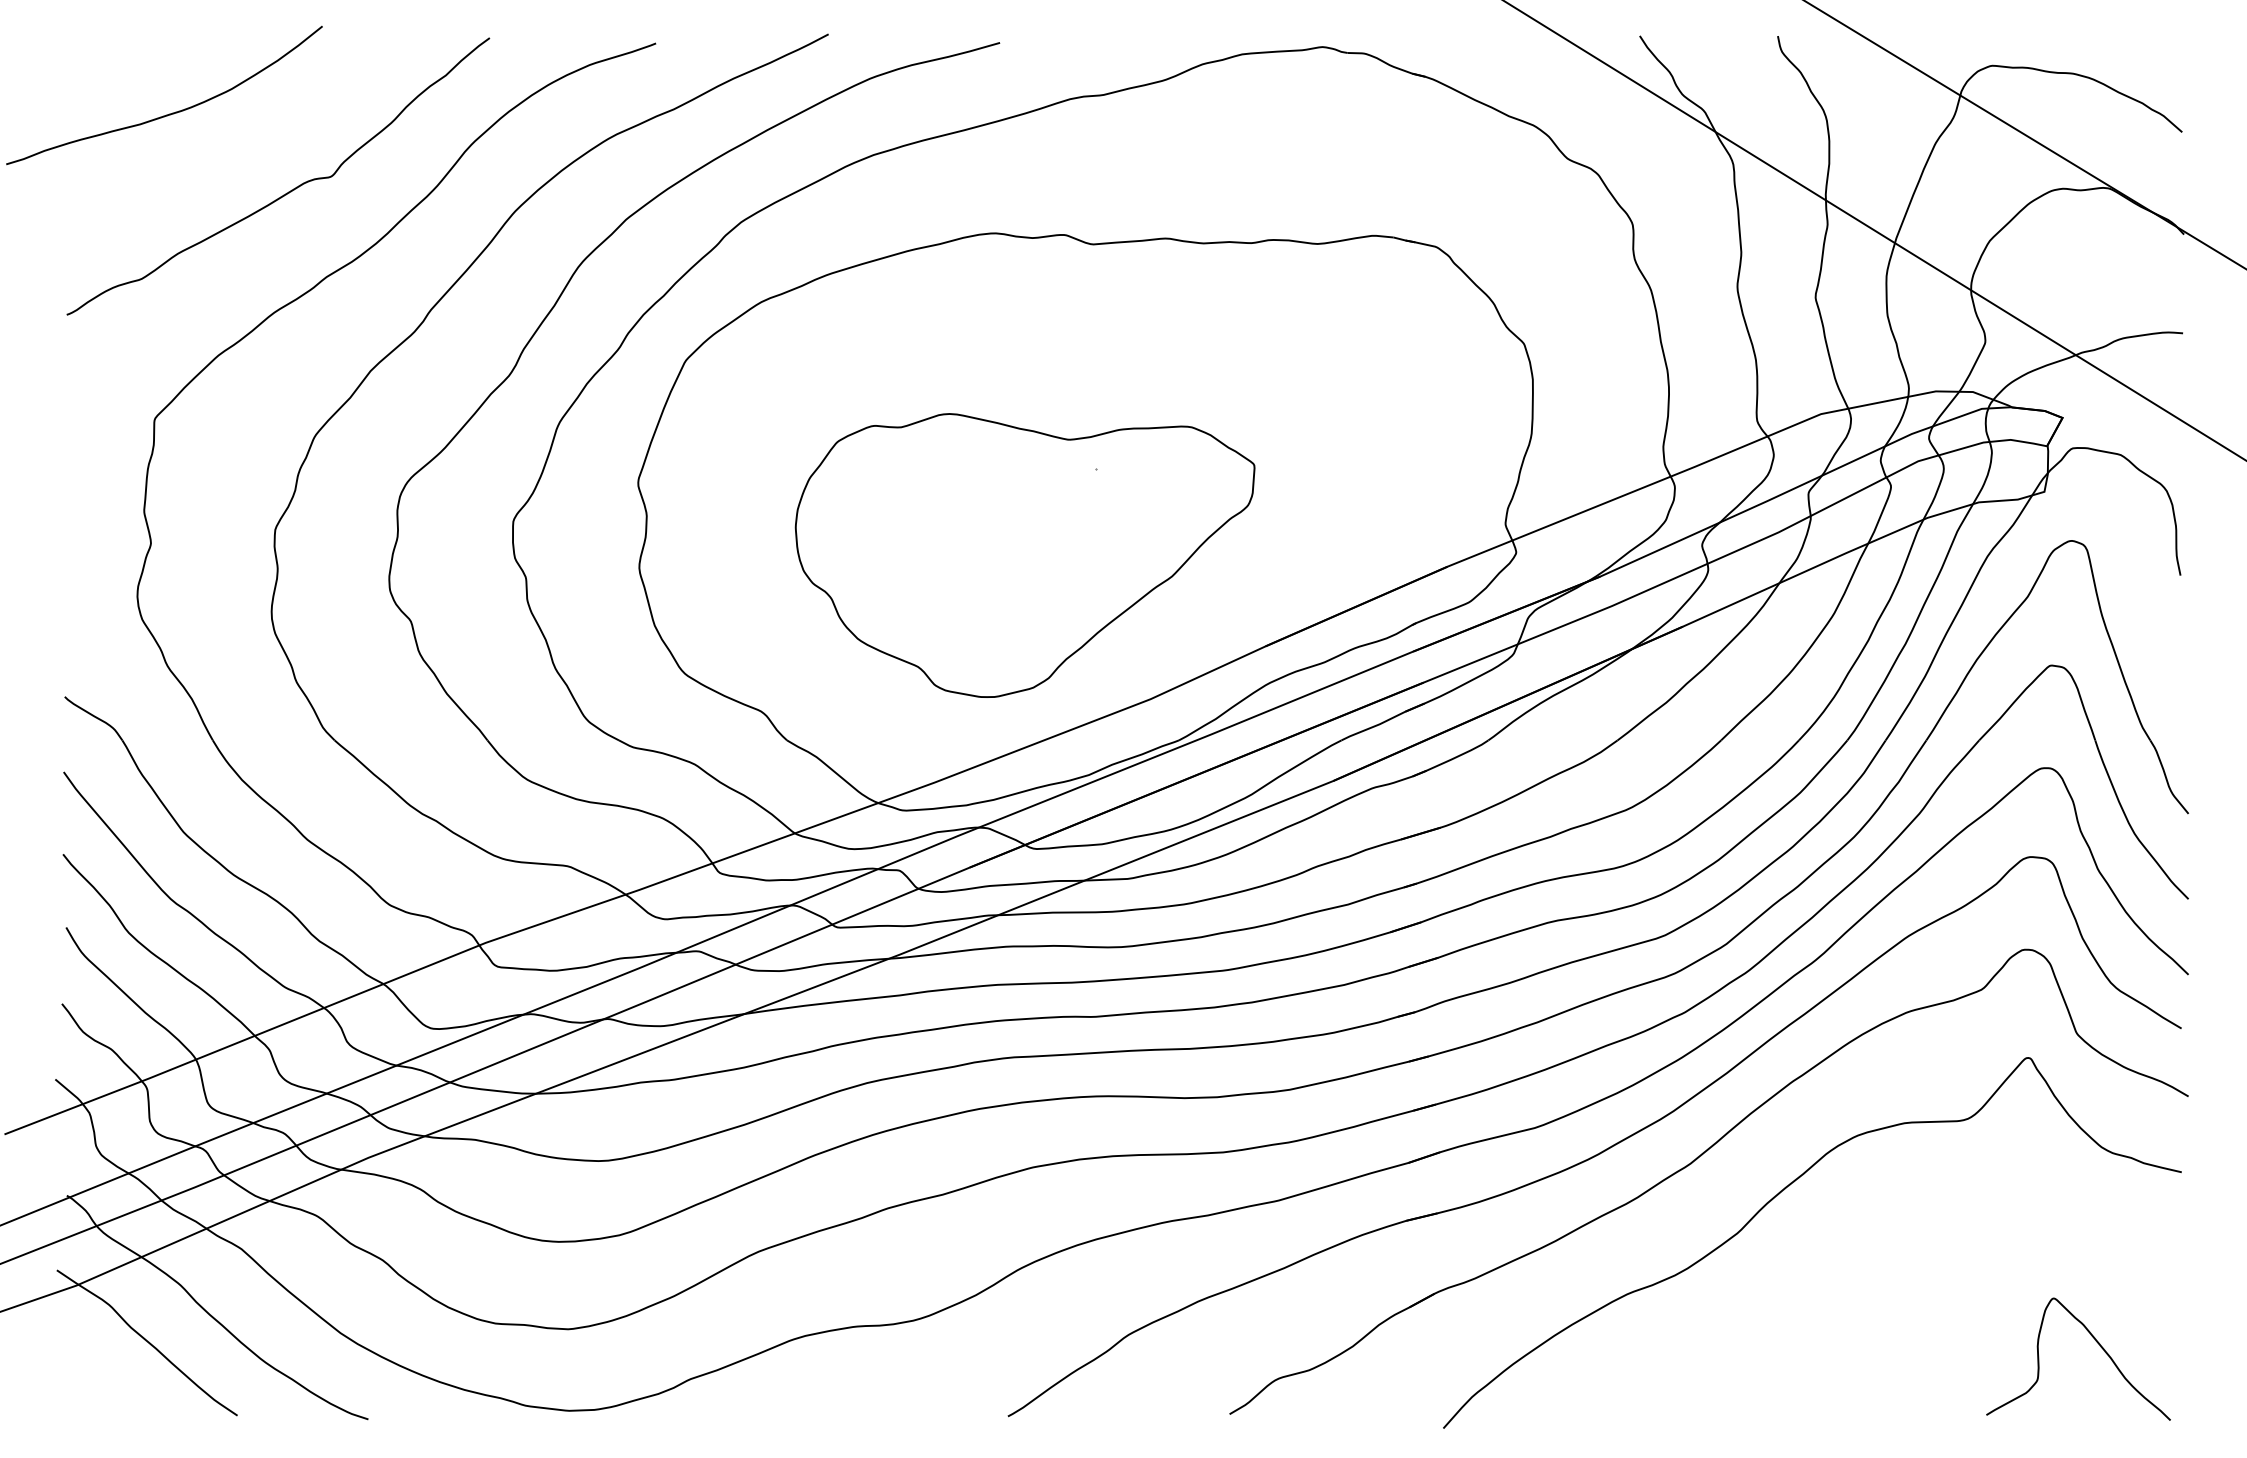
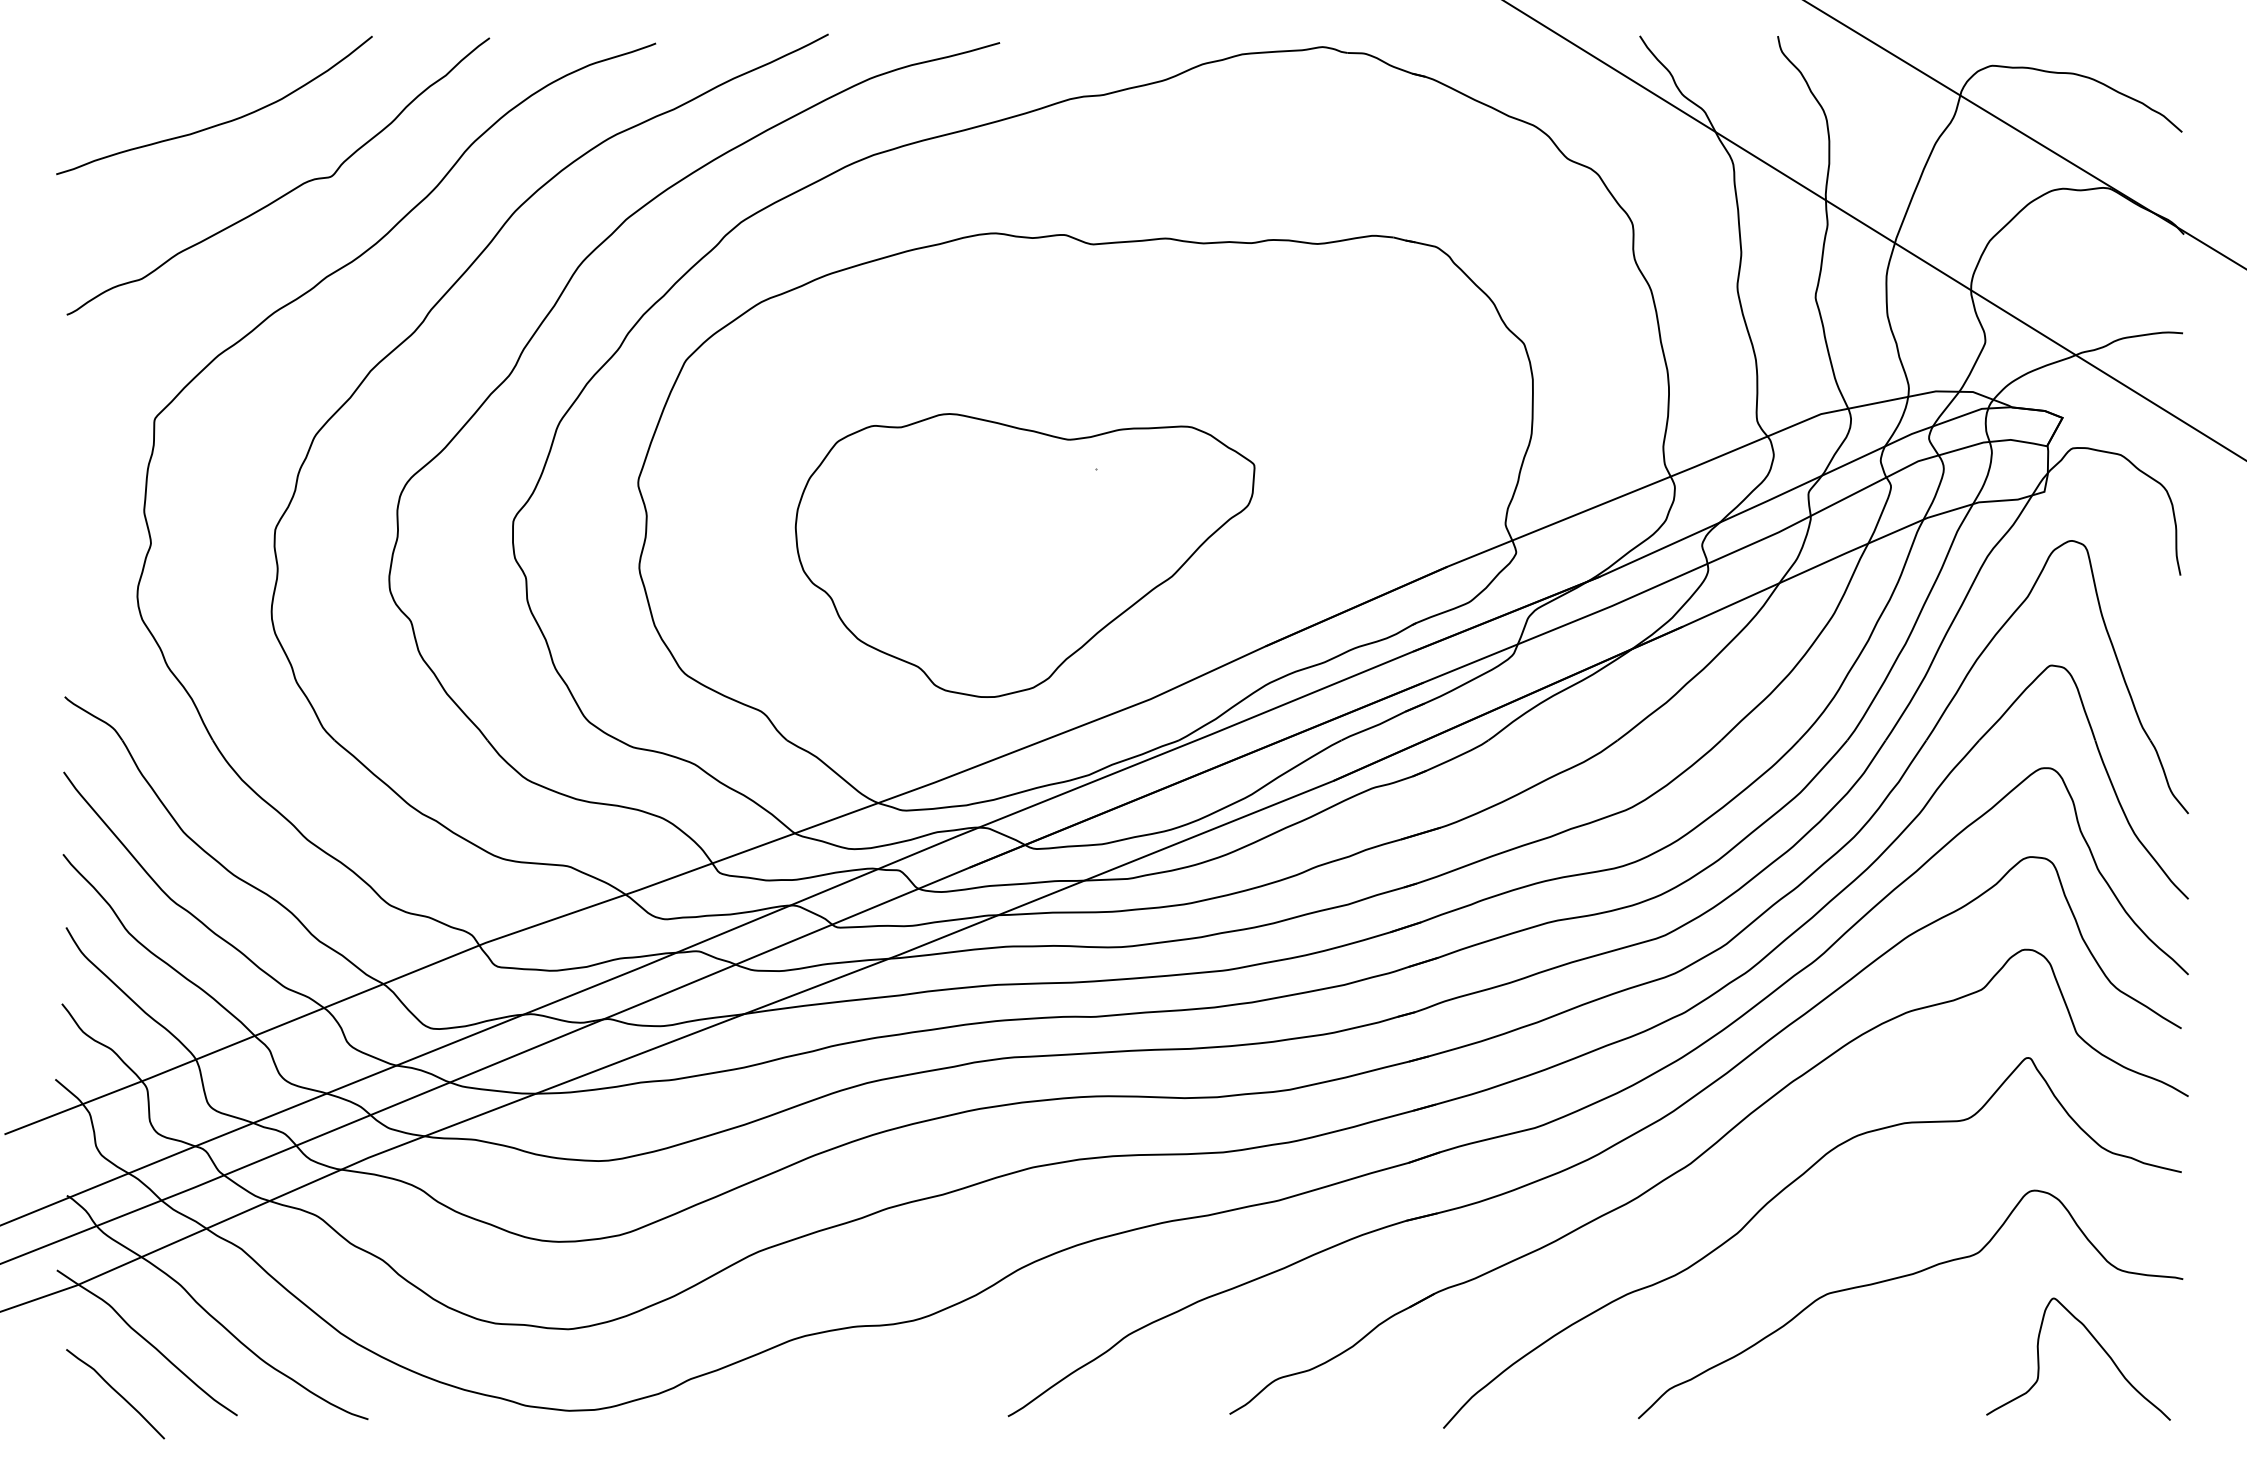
curve position: (169, 113) -> (219, 123) (219, 123)
curve: none -> present (1904, 1277)
curve: none -> present (116, 1393)
